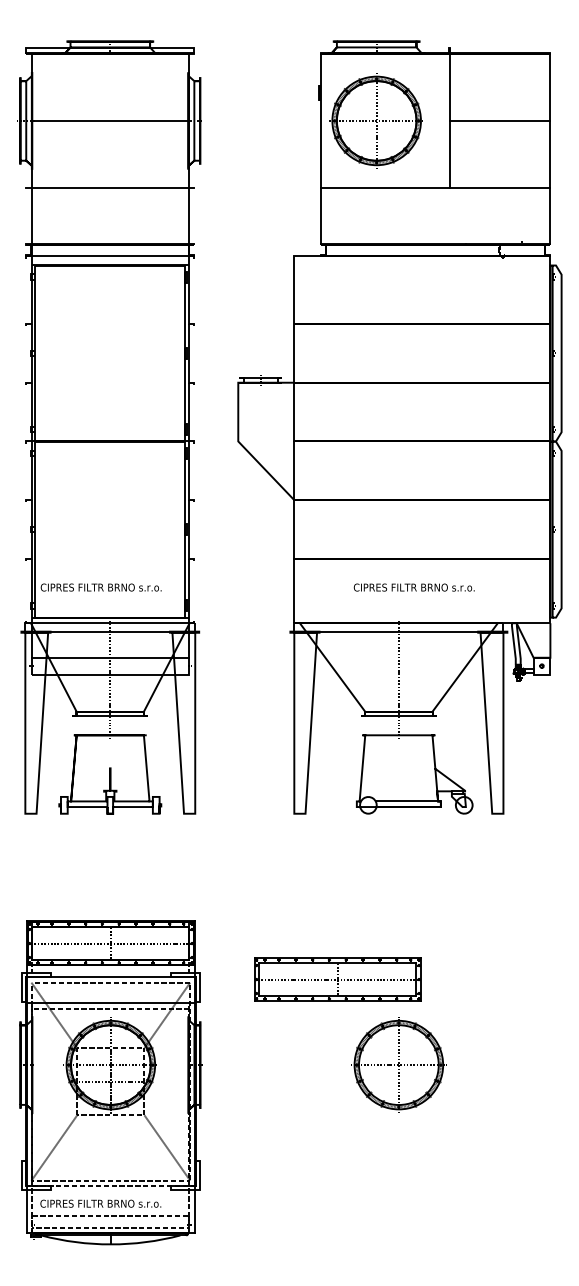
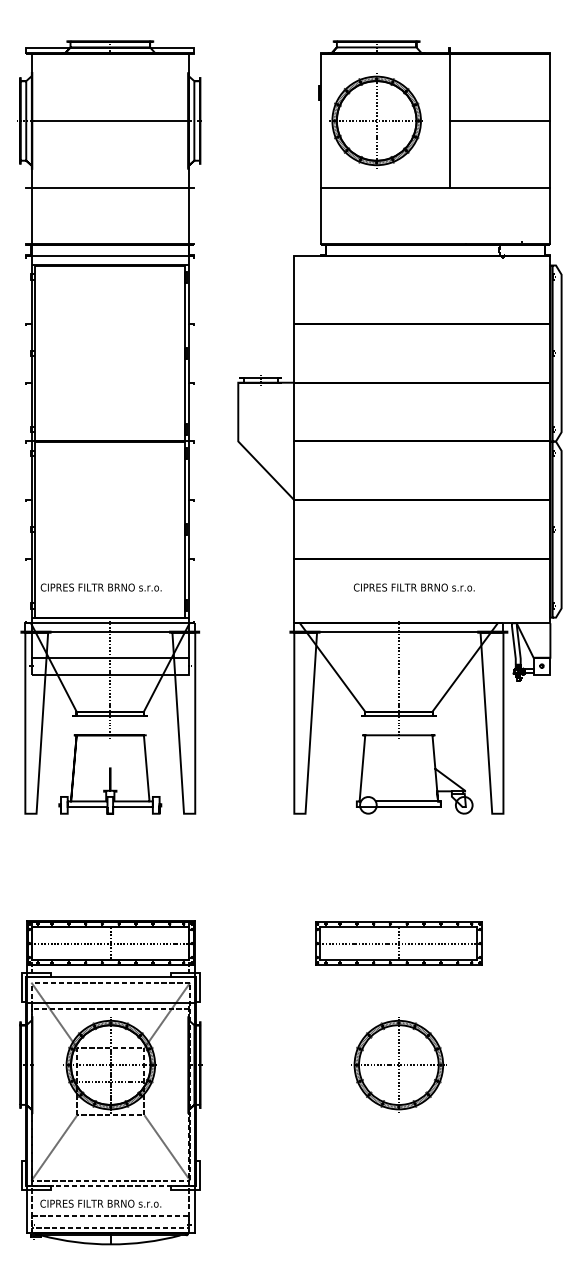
part position: (337, 979) -> (398, 943) (398, 943)
